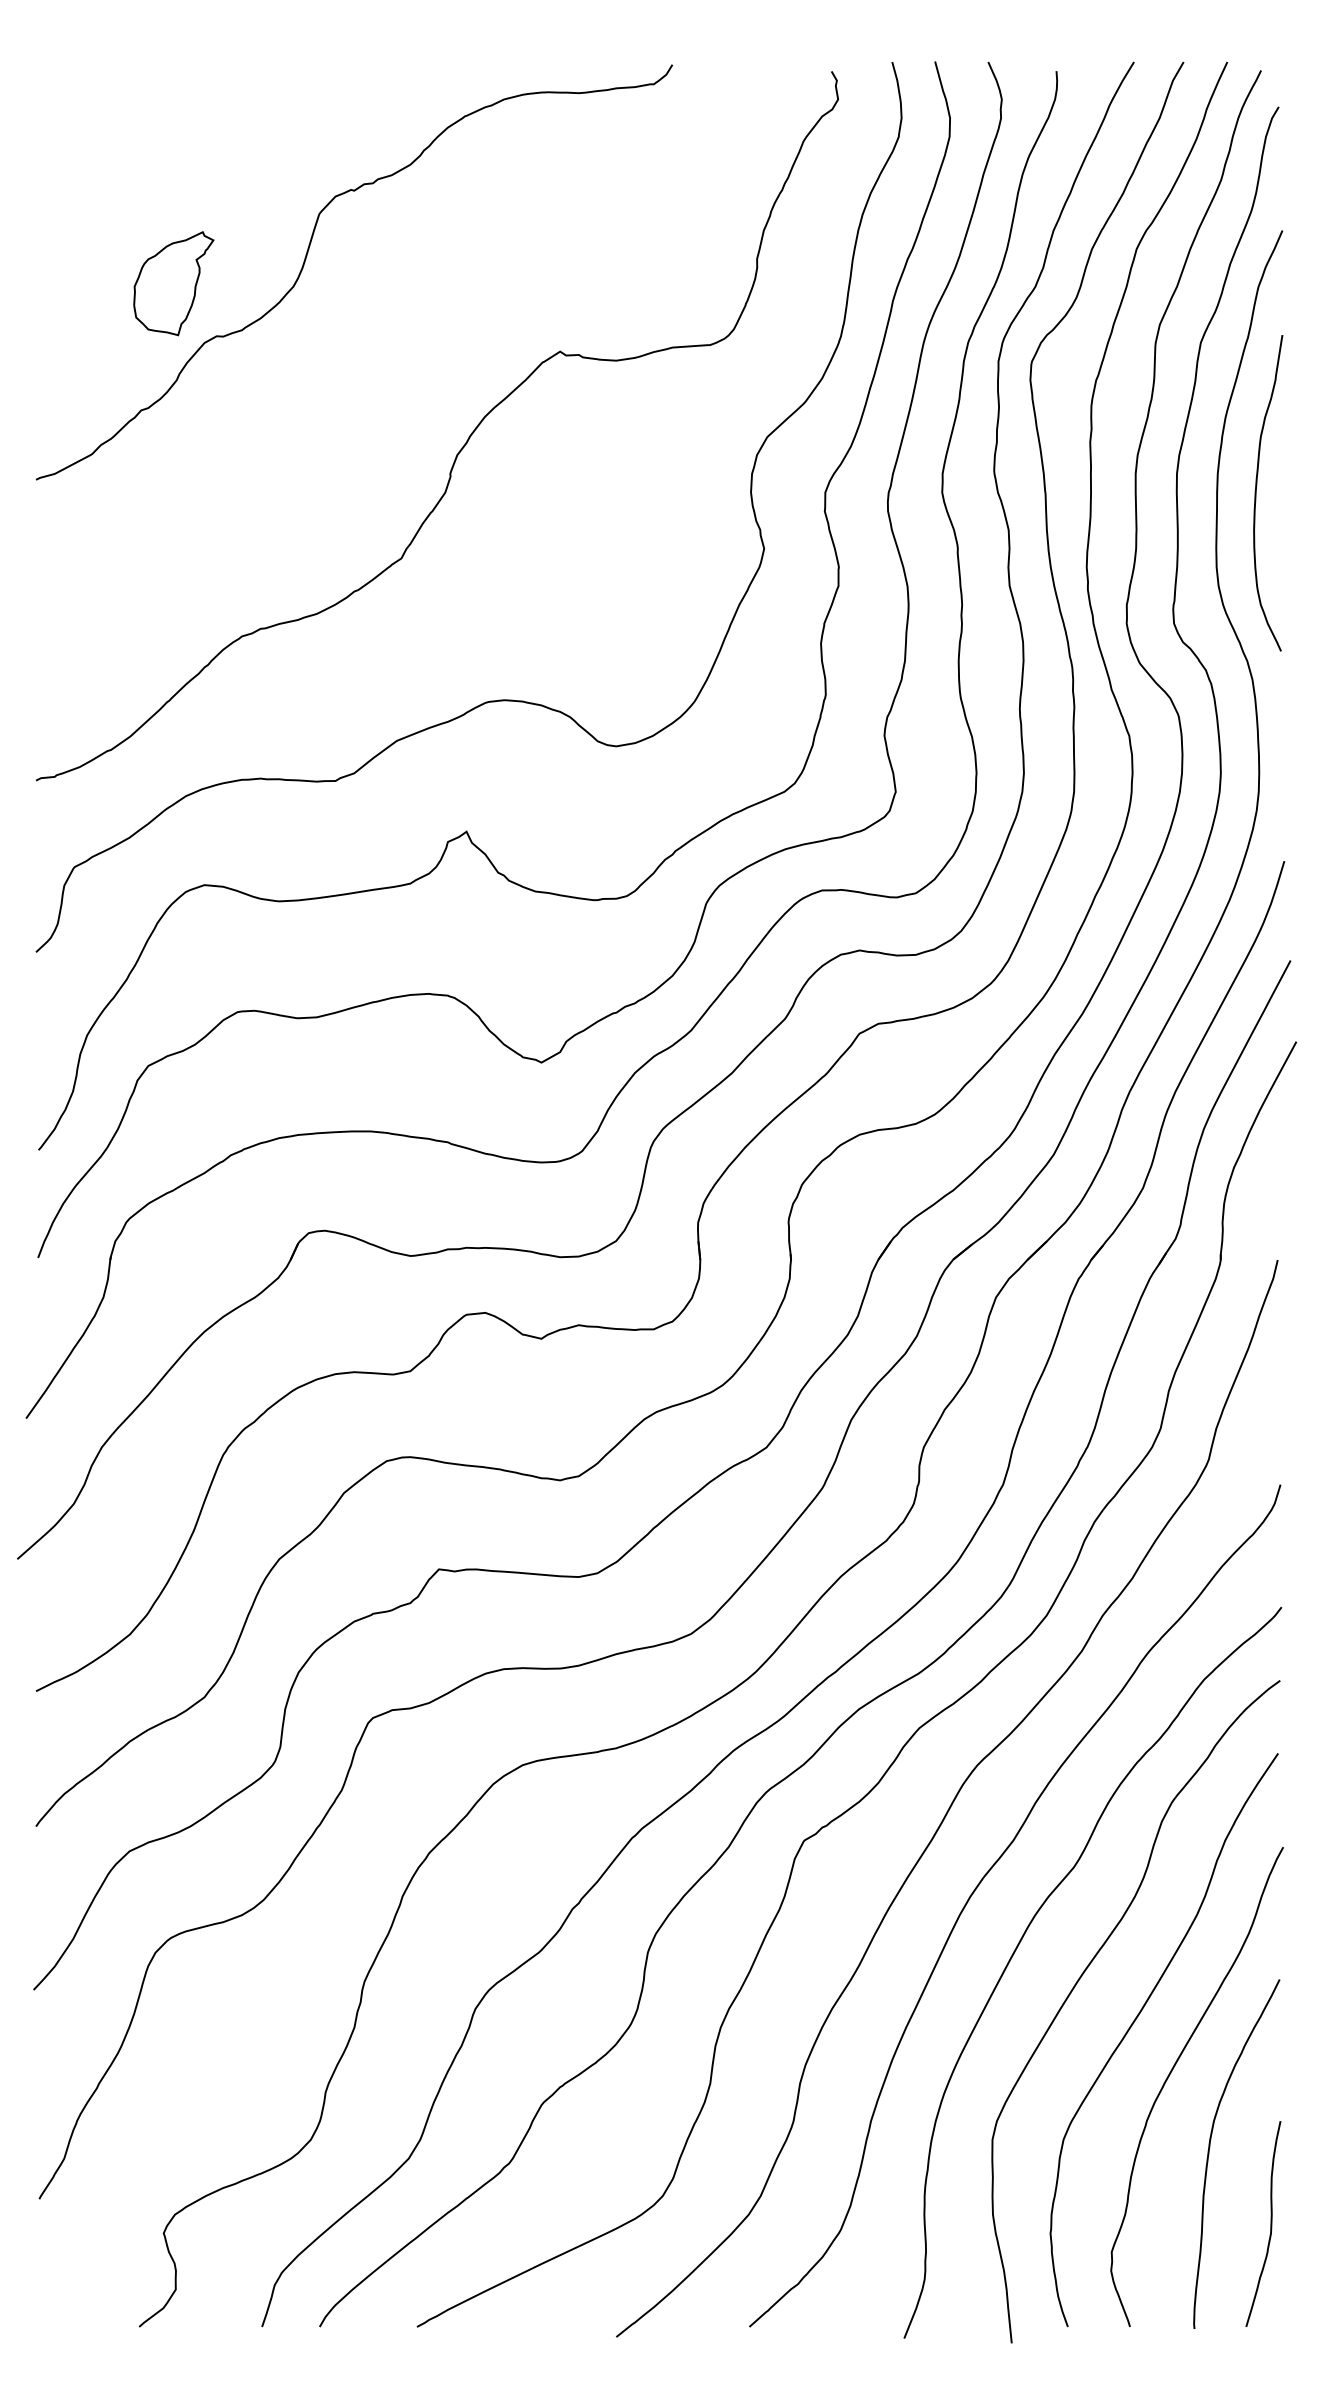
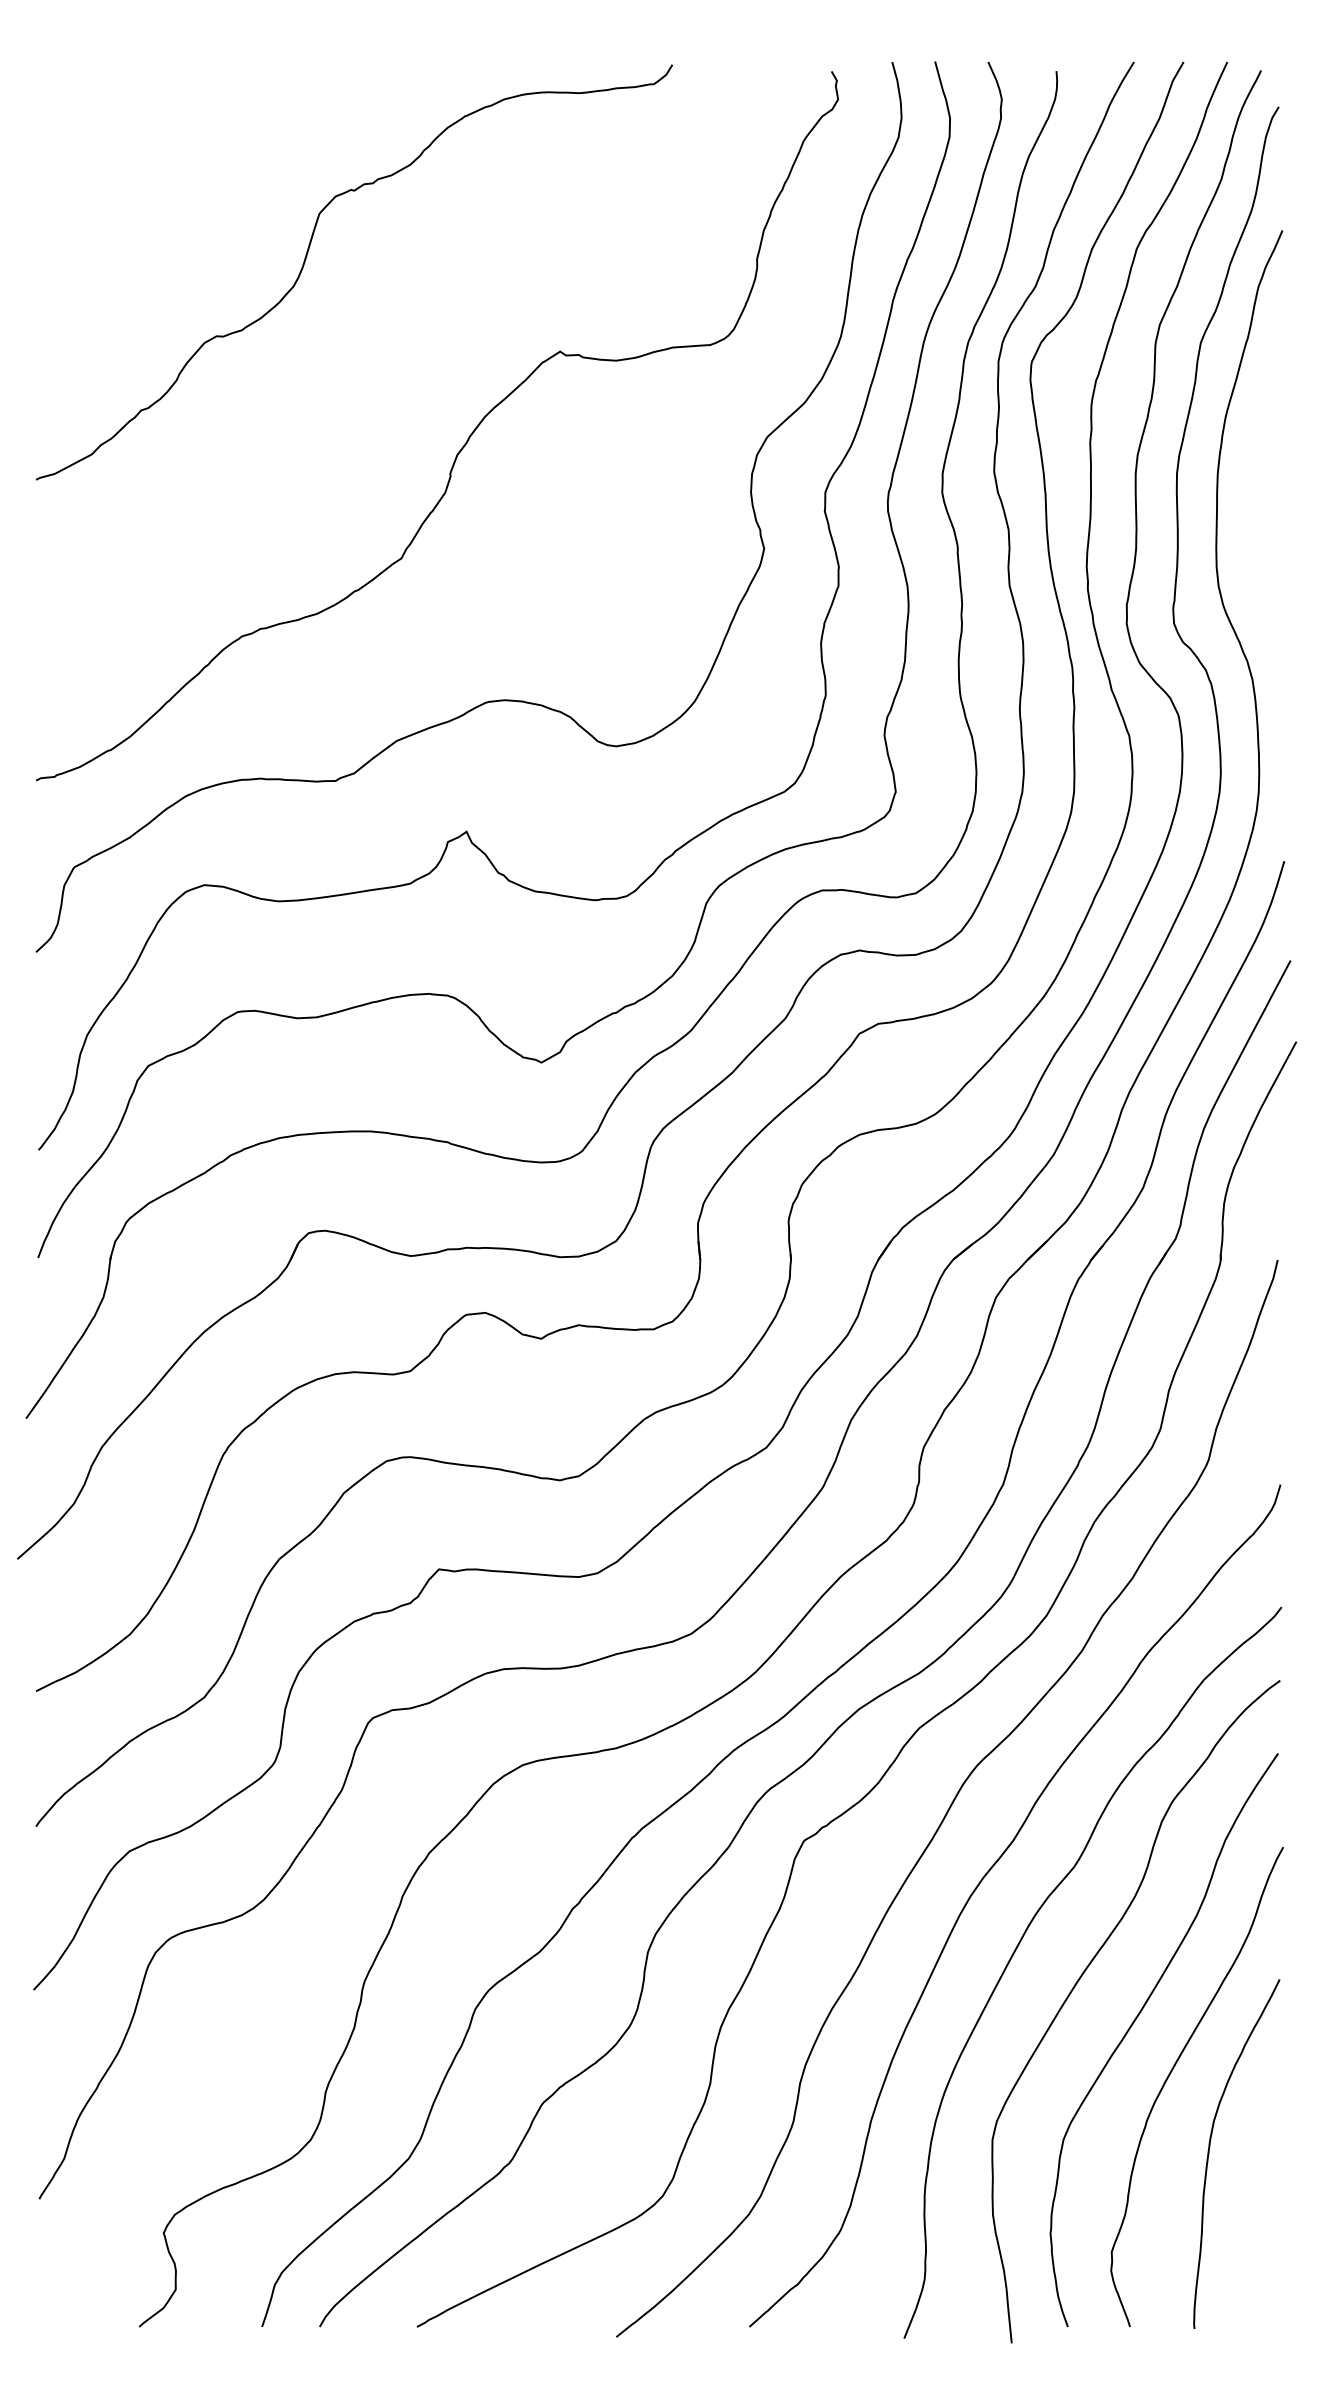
part: present -> none (173, 283)
curve: present -> none (1256, 493)
curve: present -> none (1270, 2223)
